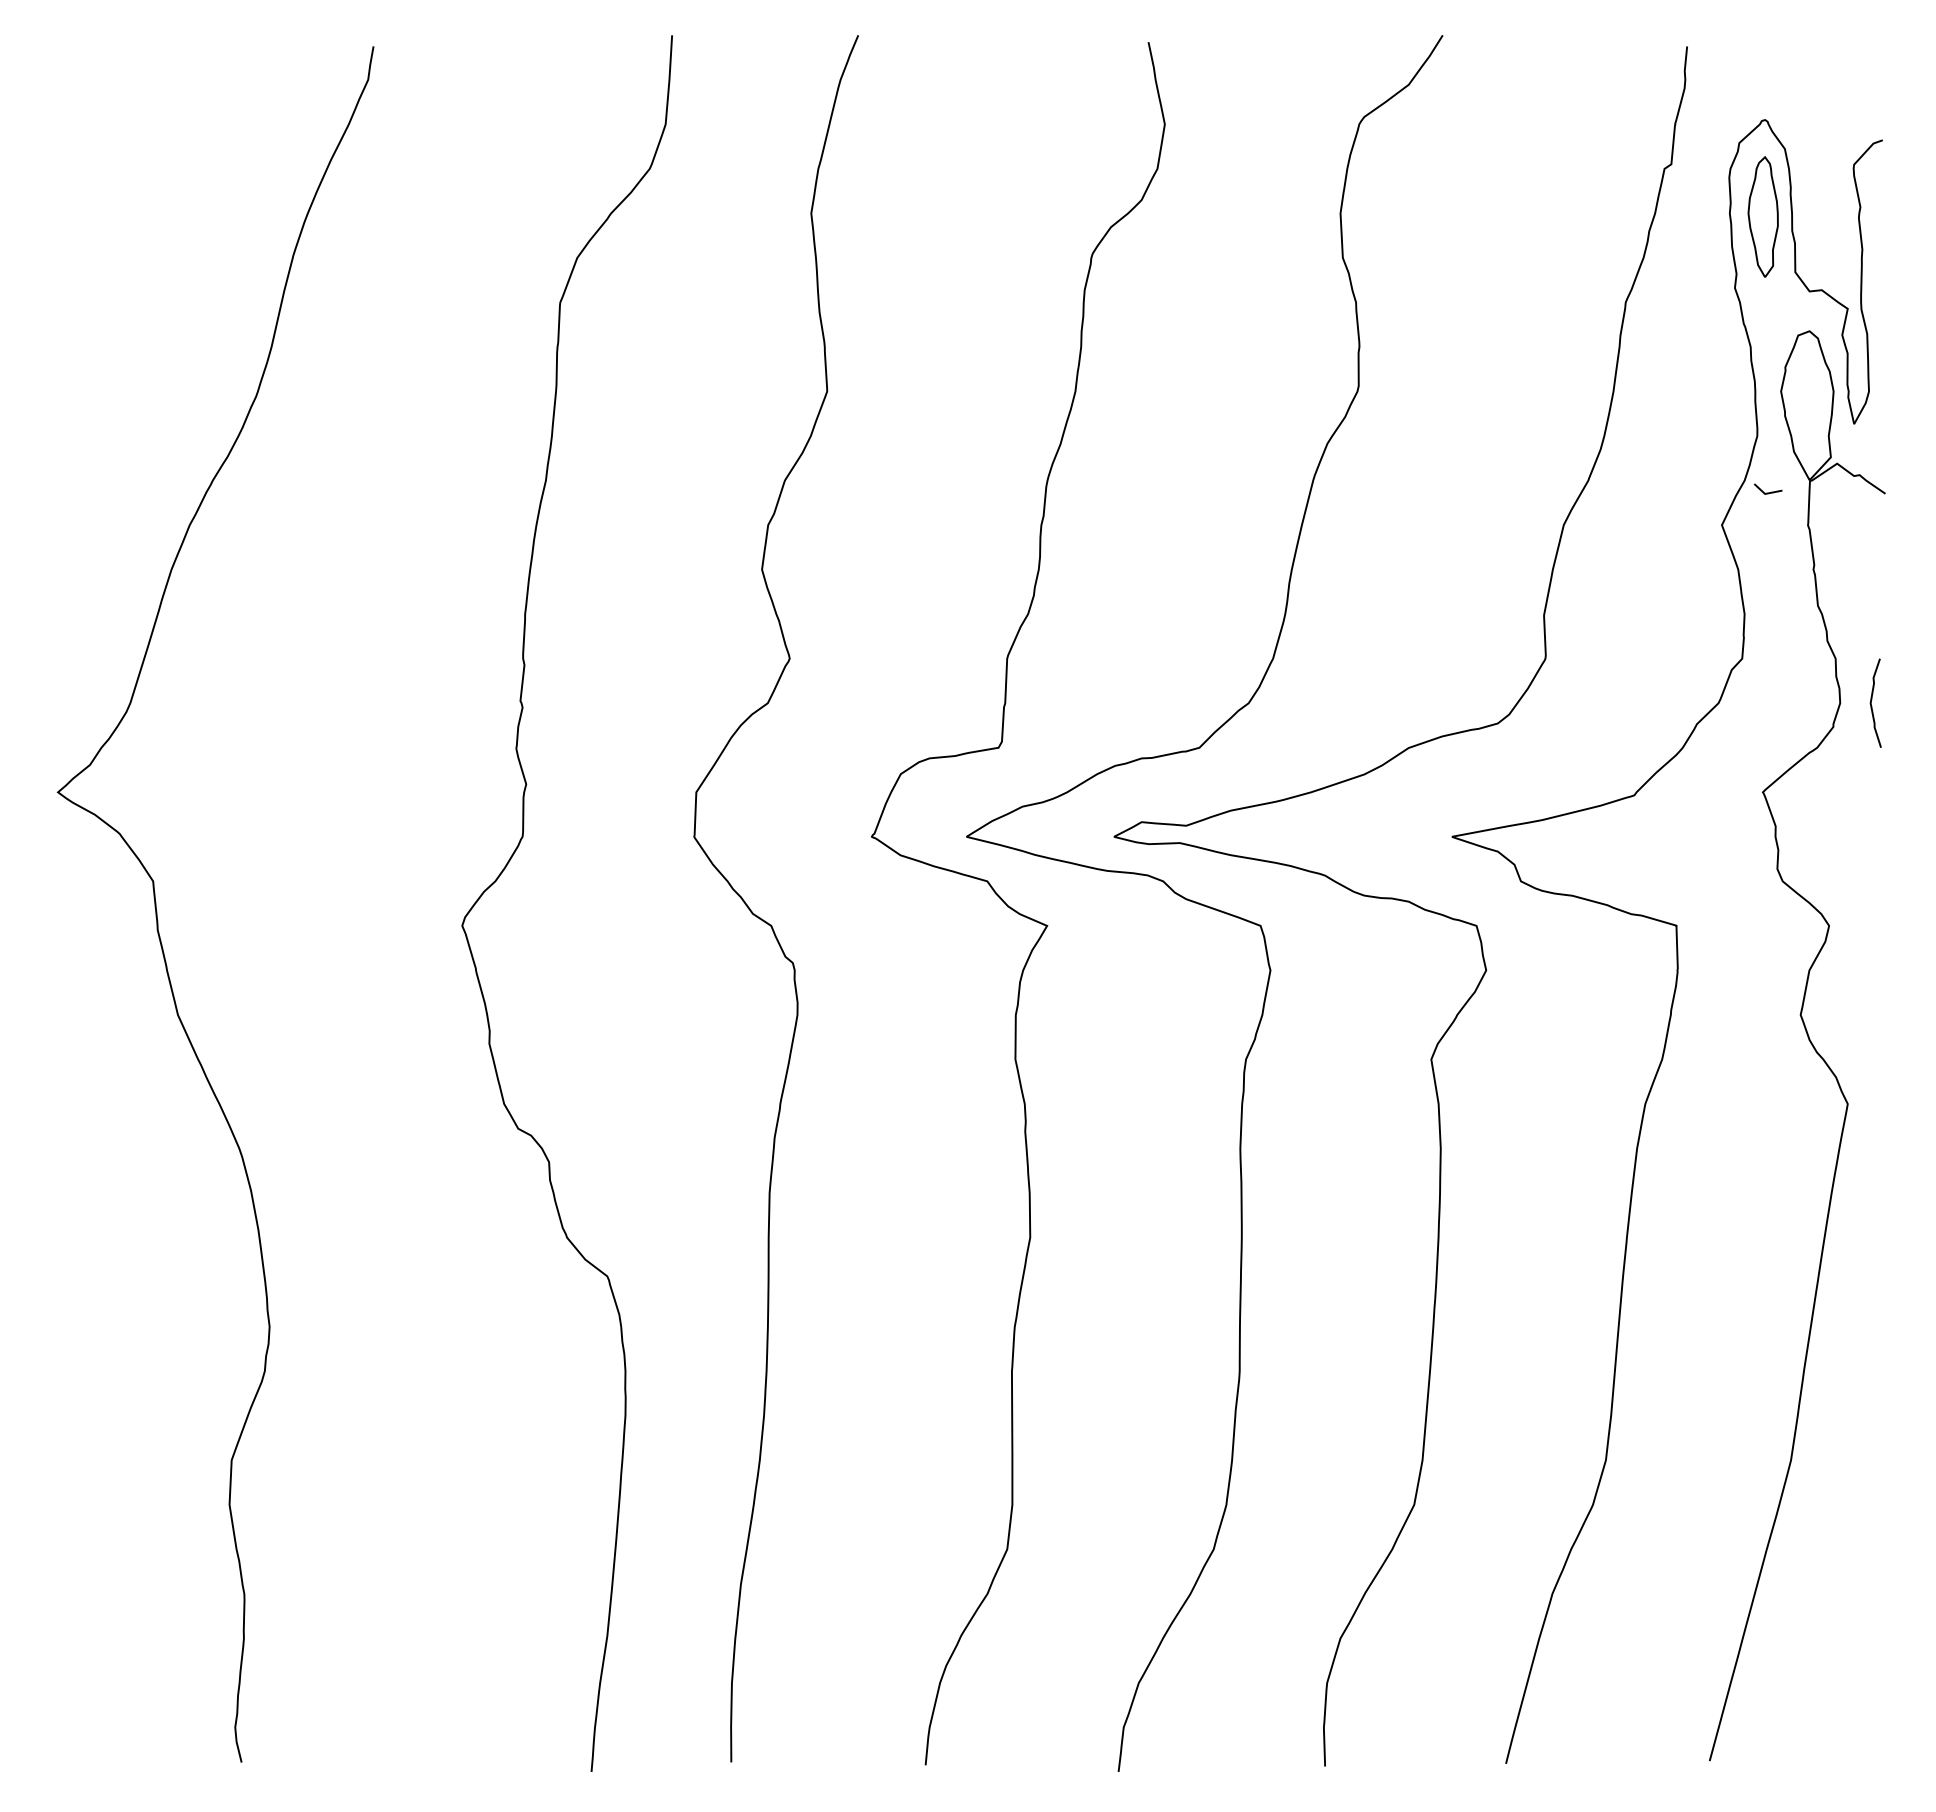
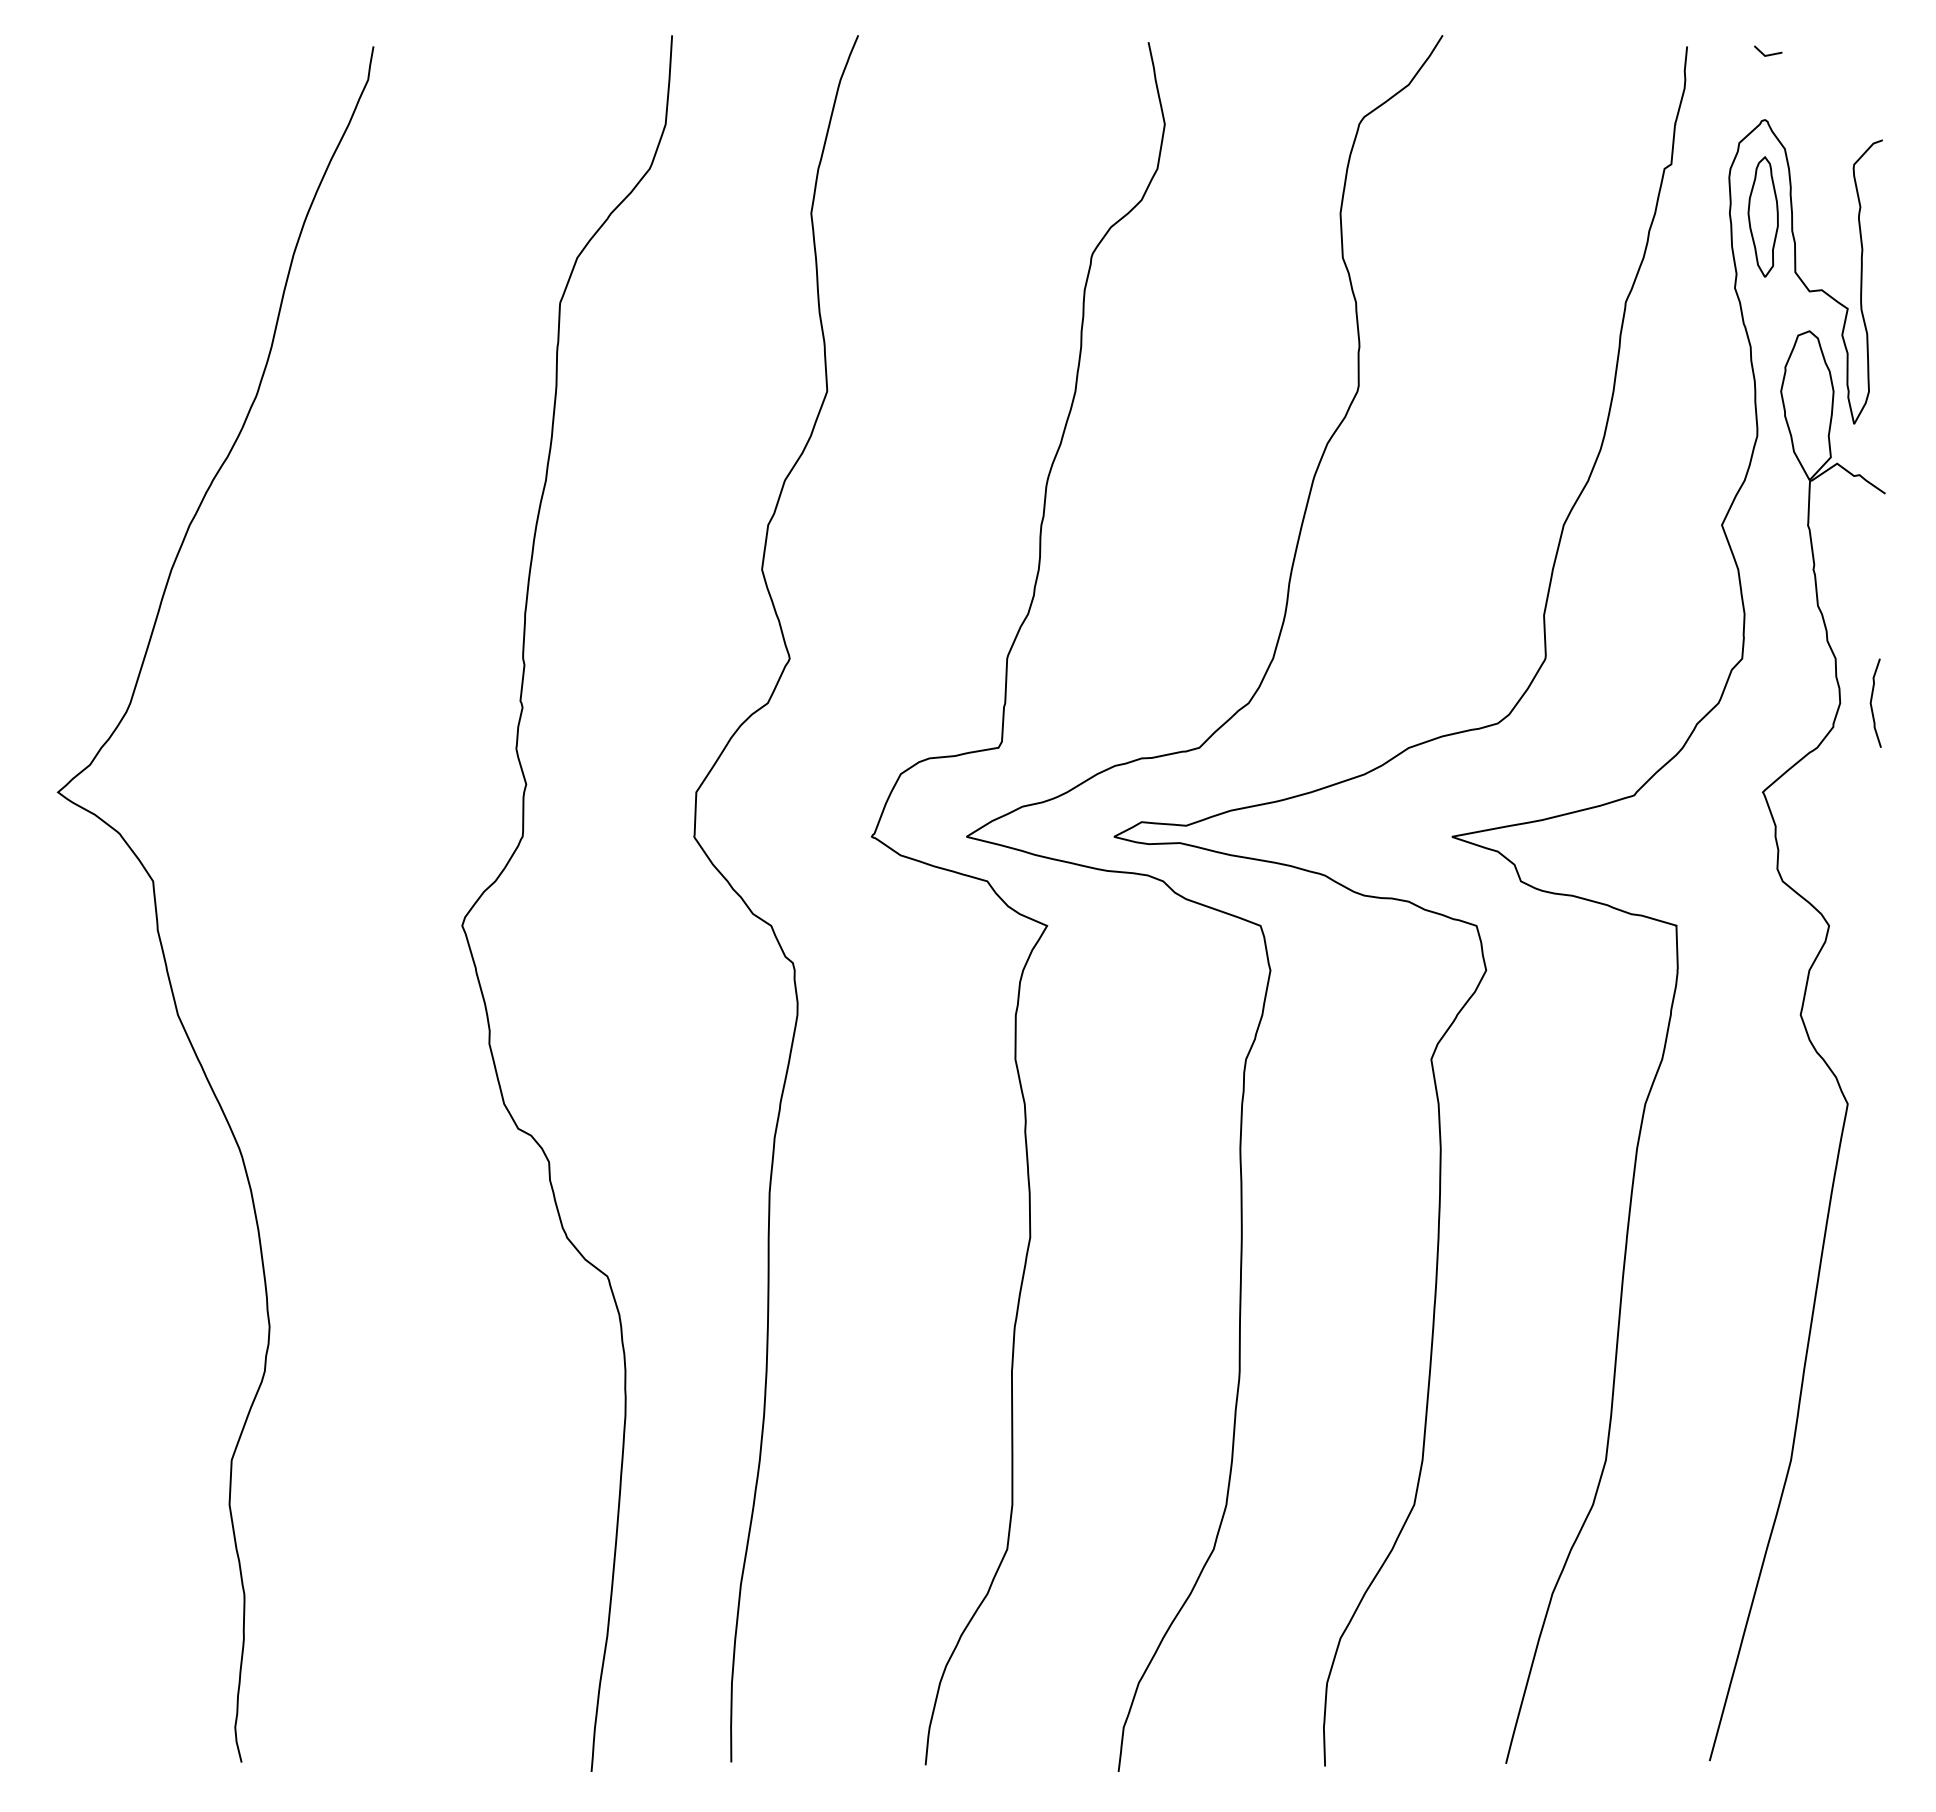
line position: (1768, 492) -> (1768, 54) (1768, 54)
